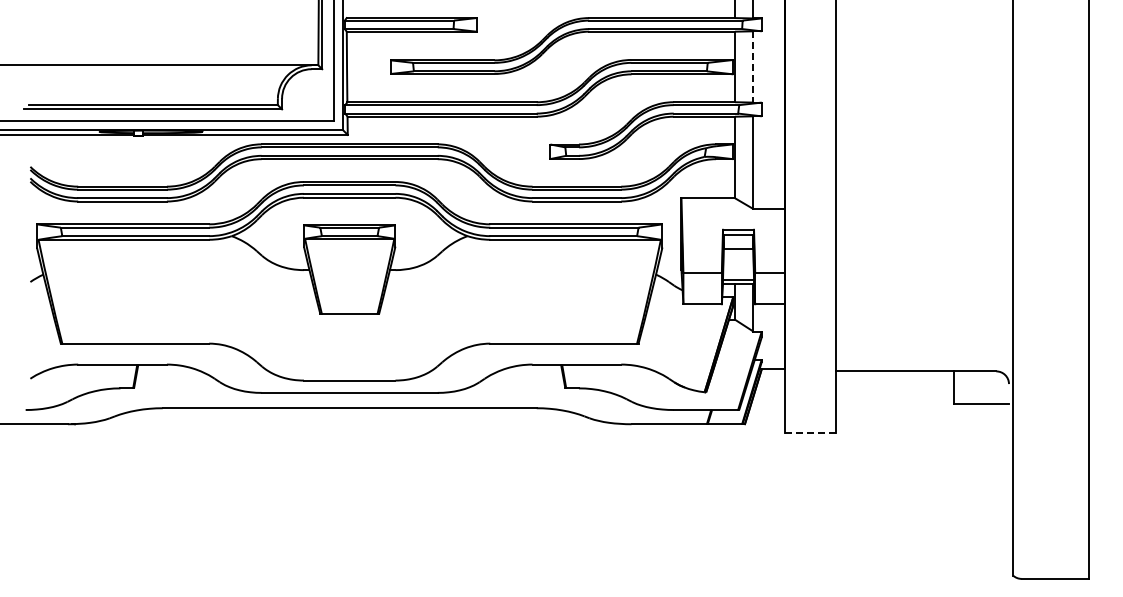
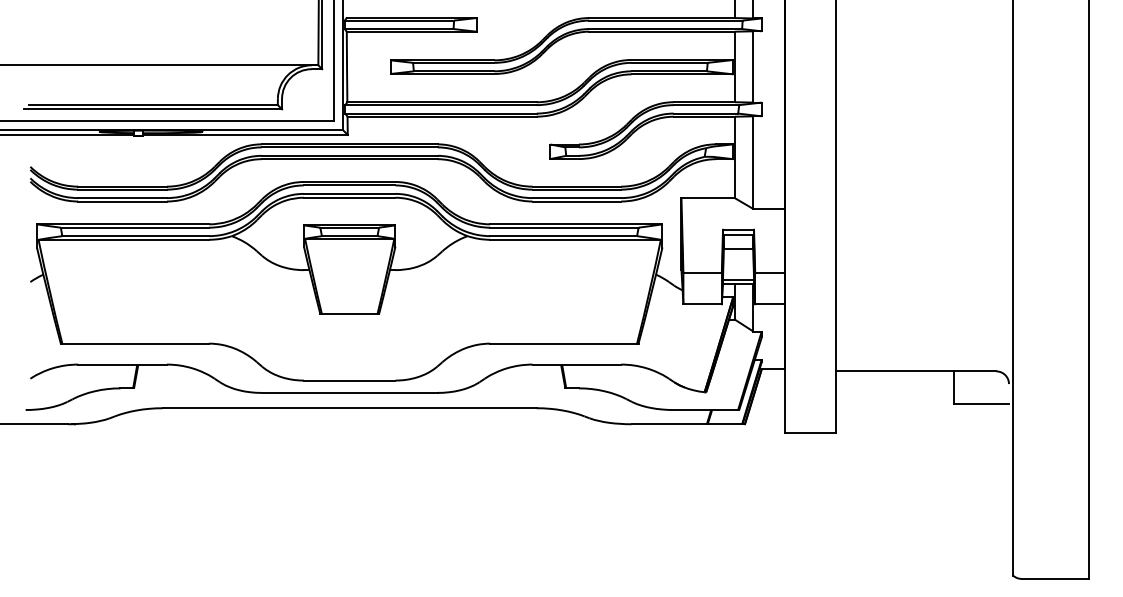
line: dashed -> solid (753, 66)
line: dashed -> solid (809, 432)
